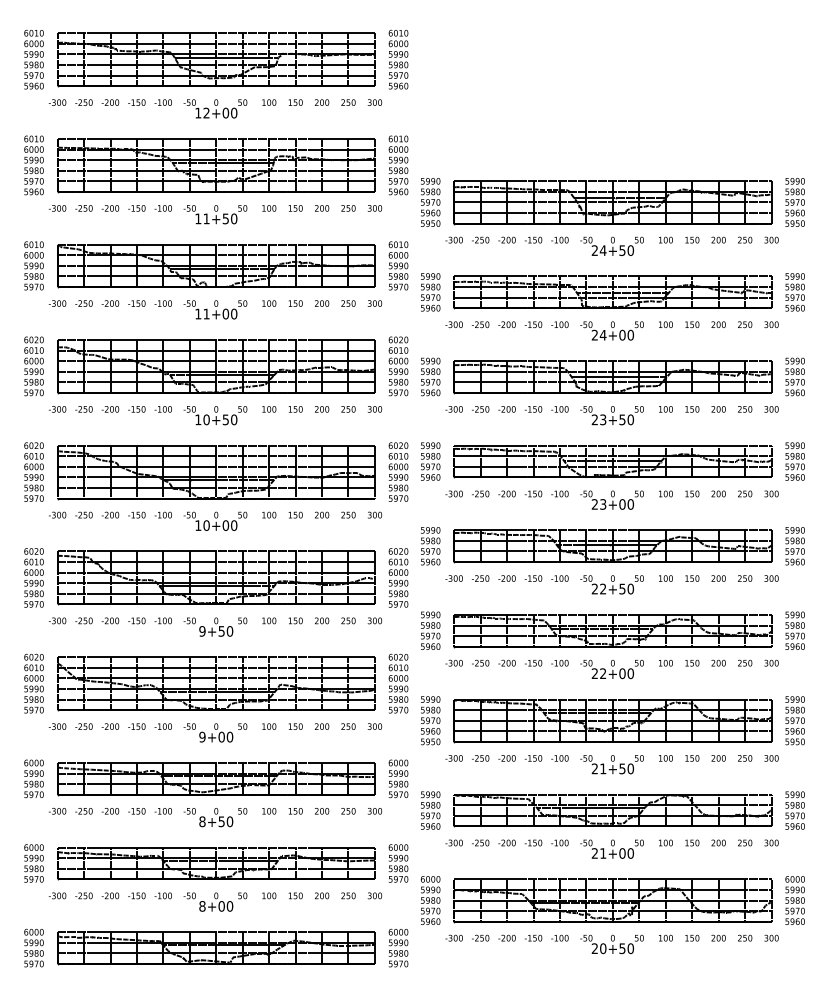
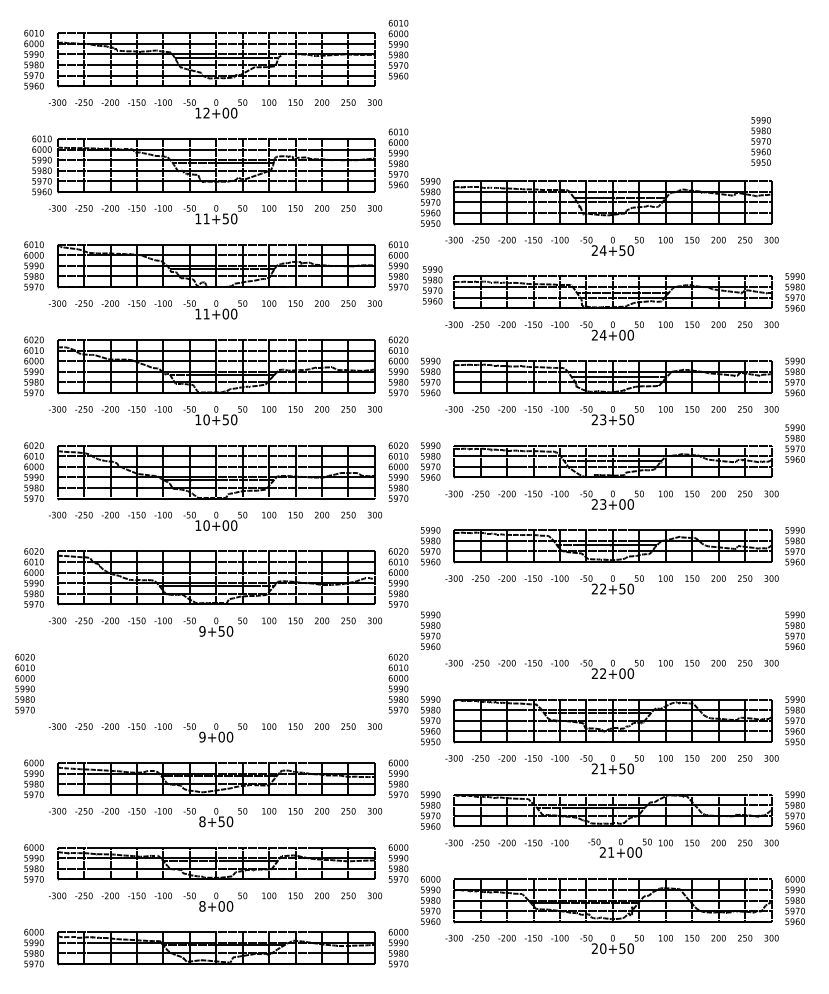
text position: (398, 59) -> (398, 49) (398, 49)
text position: (33, 165) -> (41, 165) (41, 165)
text position: (398, 165) -> (398, 158) (398, 158)
text position: (794, 202) -> (760, 141) (760, 141)
text position: (430, 292) -> (432, 285) (432, 285)
text position: (794, 461) -> (794, 443) (794, 443)
part: present -> none (612, 631)
text position: (33, 683) -> (24, 683) (24, 683)
part: present -> none (216, 683)
text position: (611, 848) -> (619, 847) (619, 847)
